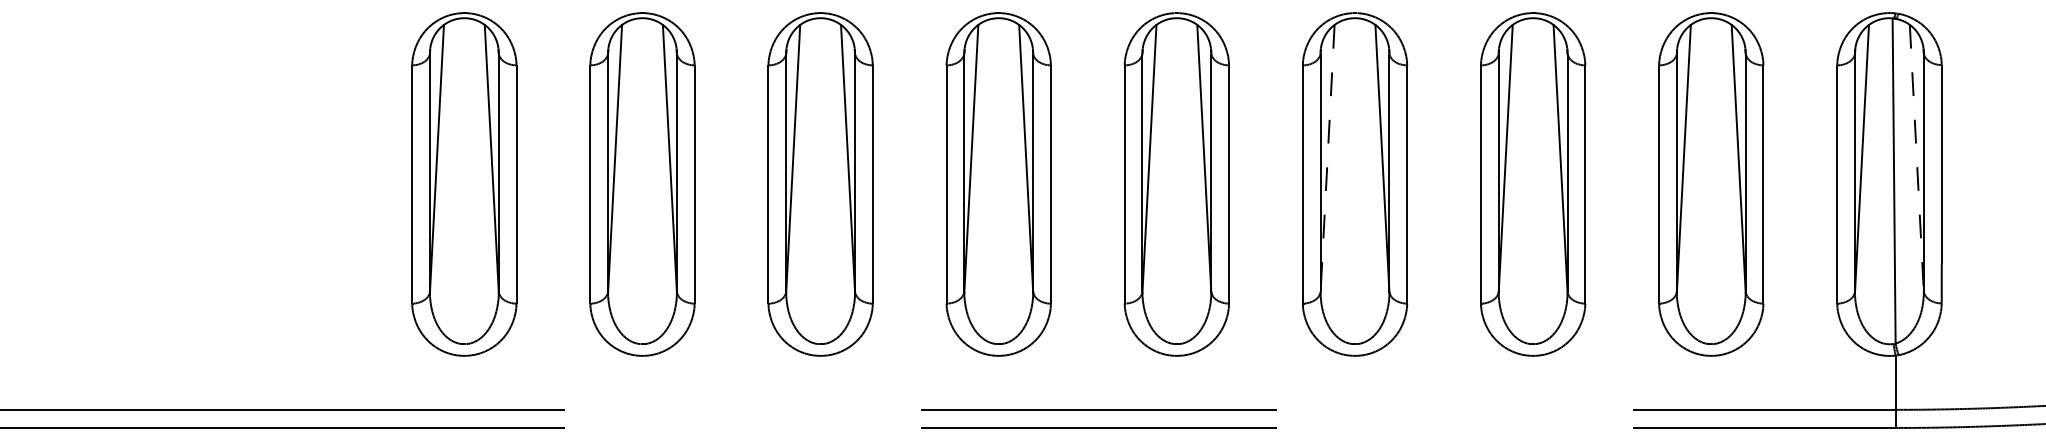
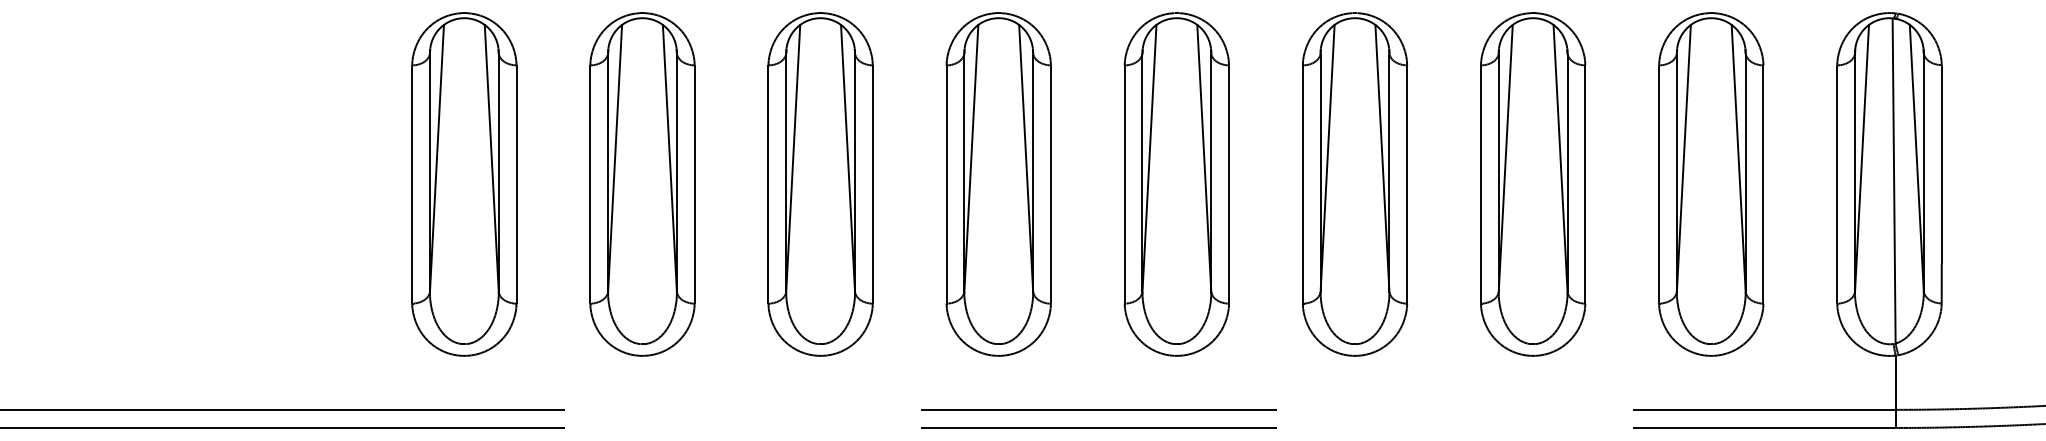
line: dashed -> solid (1327, 158)
line: dashed -> solid (1916, 158)
